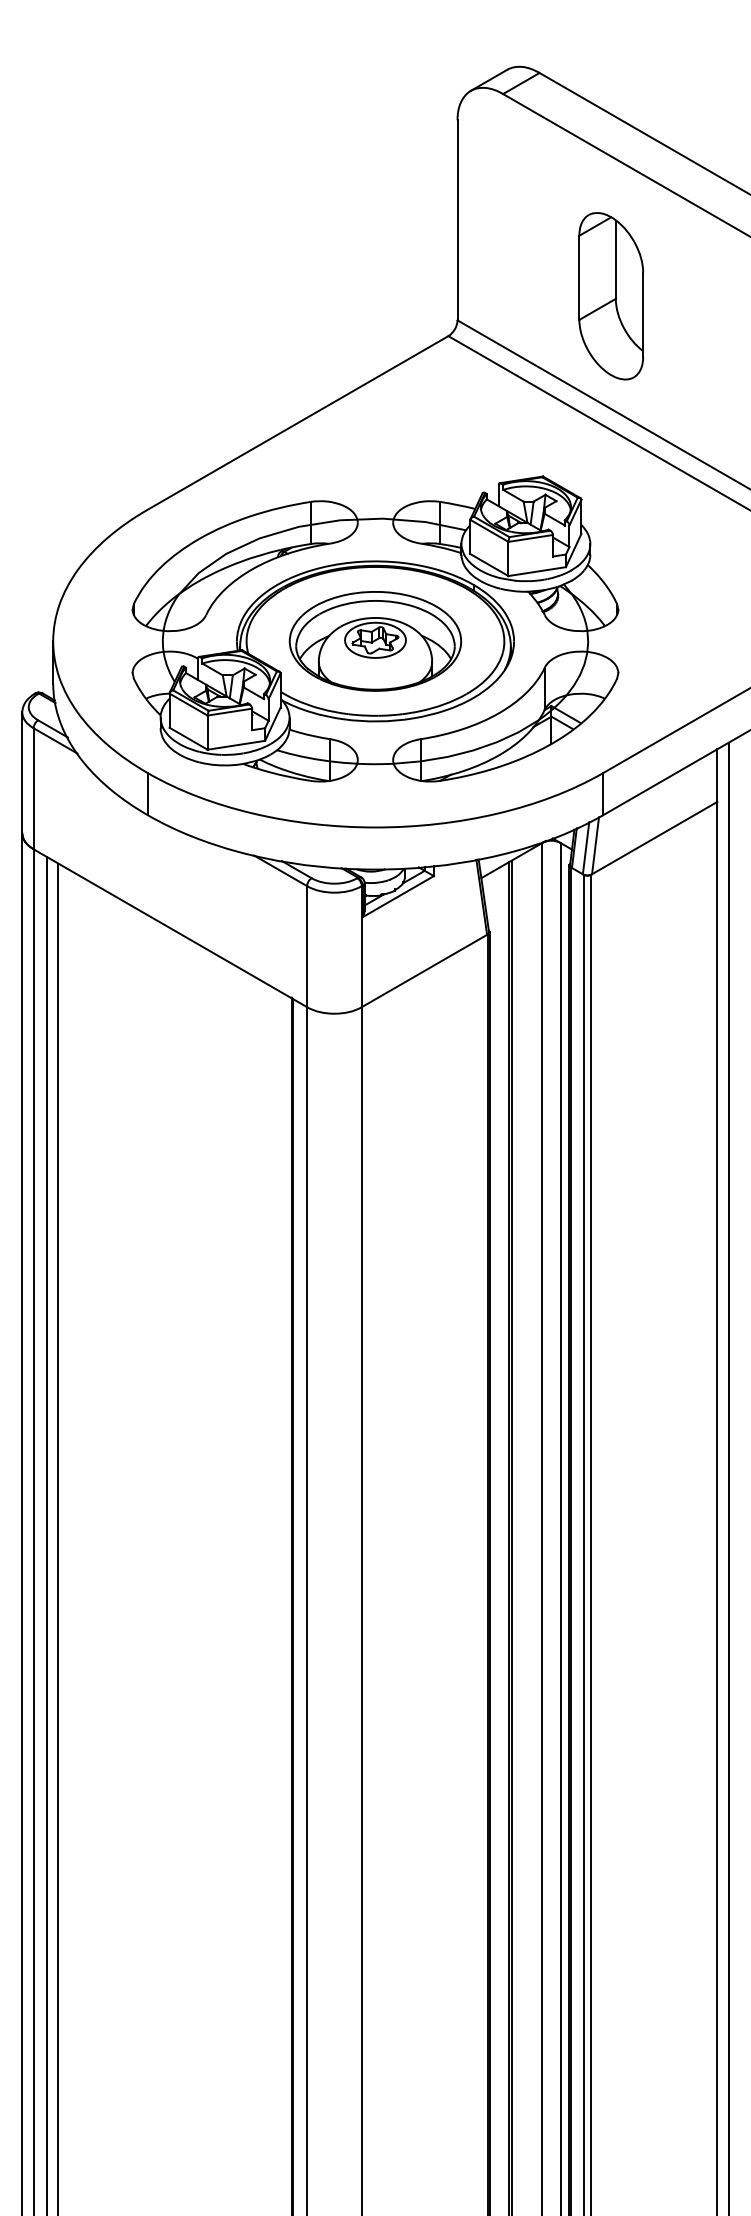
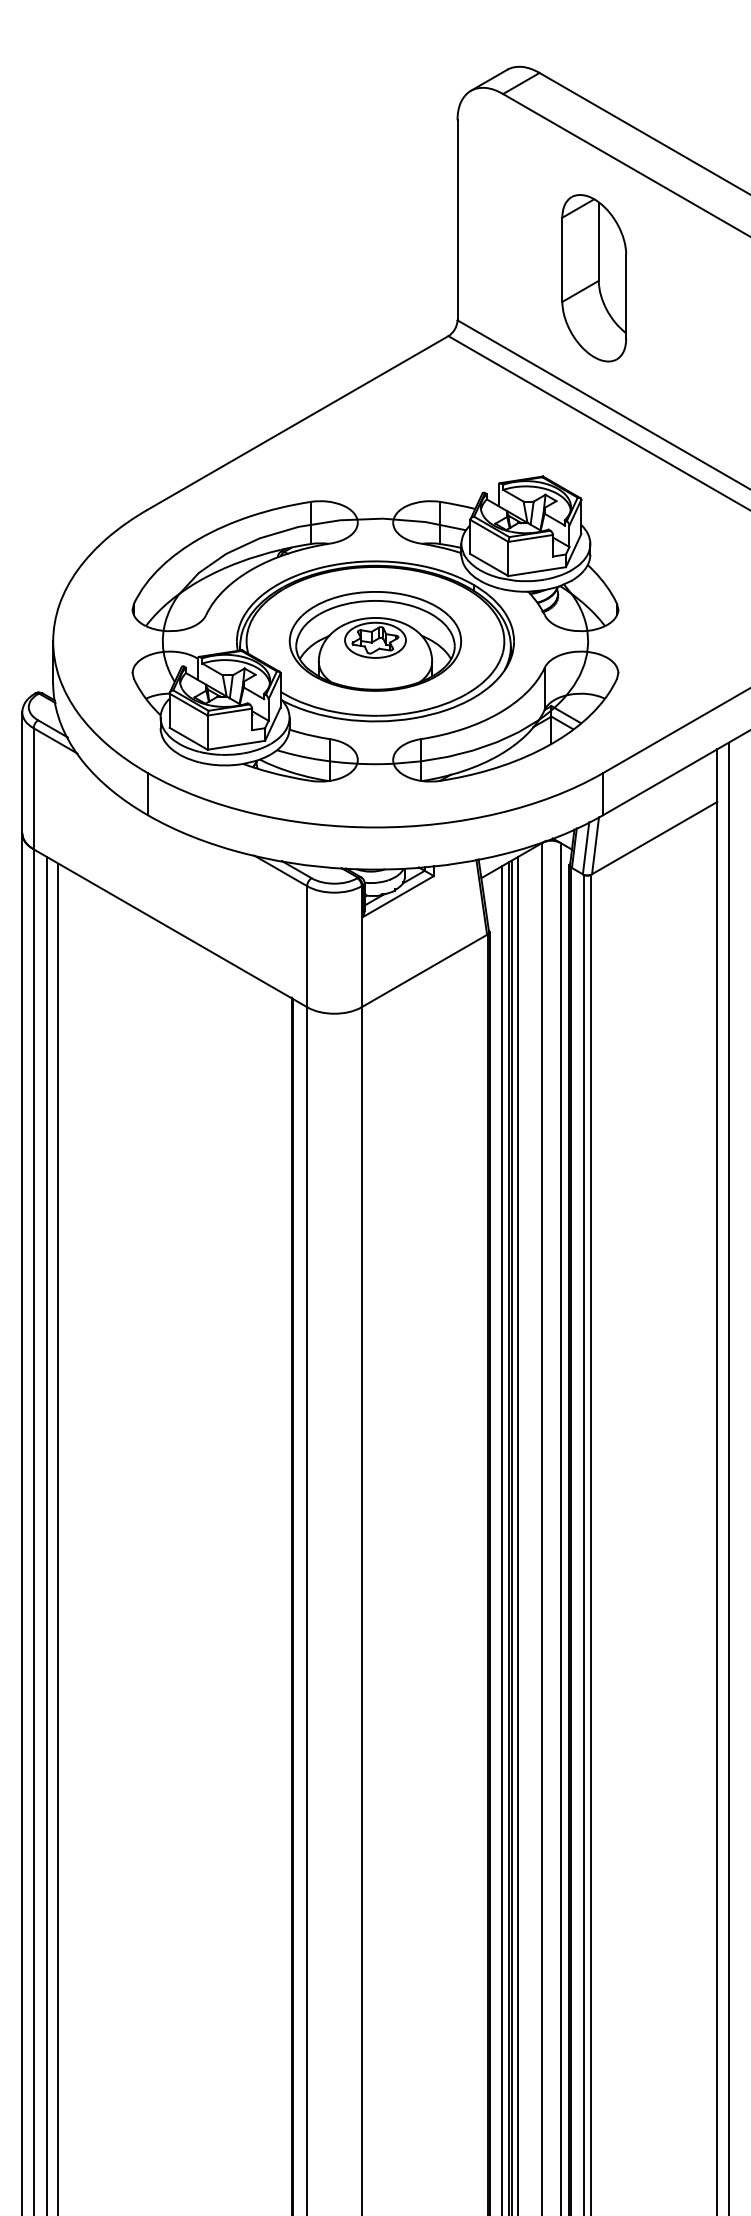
part position: (611, 296) -> (594, 278) (594, 278)
line: none -> present (518, 1534)
line: none -> present (502, 1539)
